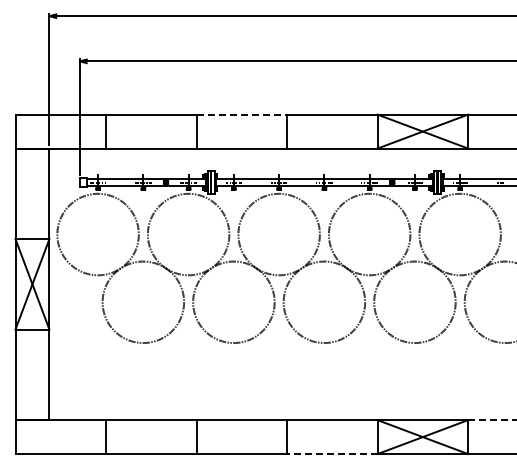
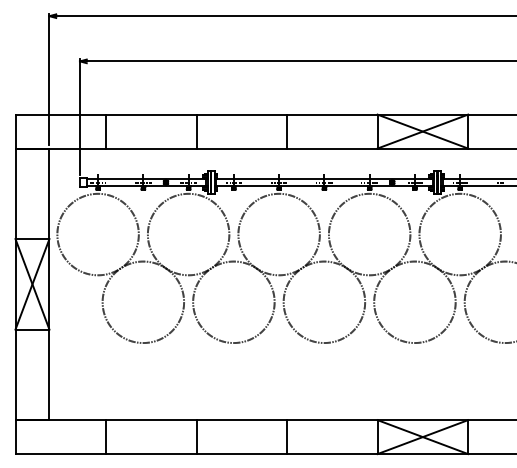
line: dashed -> solid (242, 114)
line: dashed -> solid (492, 420)
line: dashed -> solid (331, 454)
